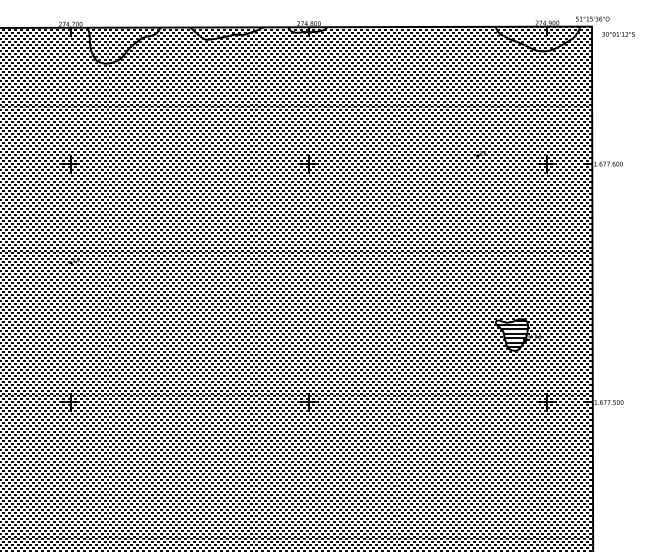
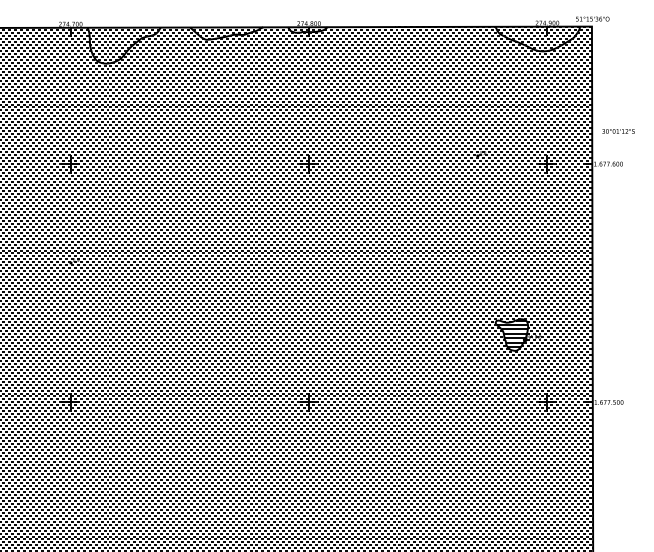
text position: (618, 34) -> (618, 131) (618, 131)
